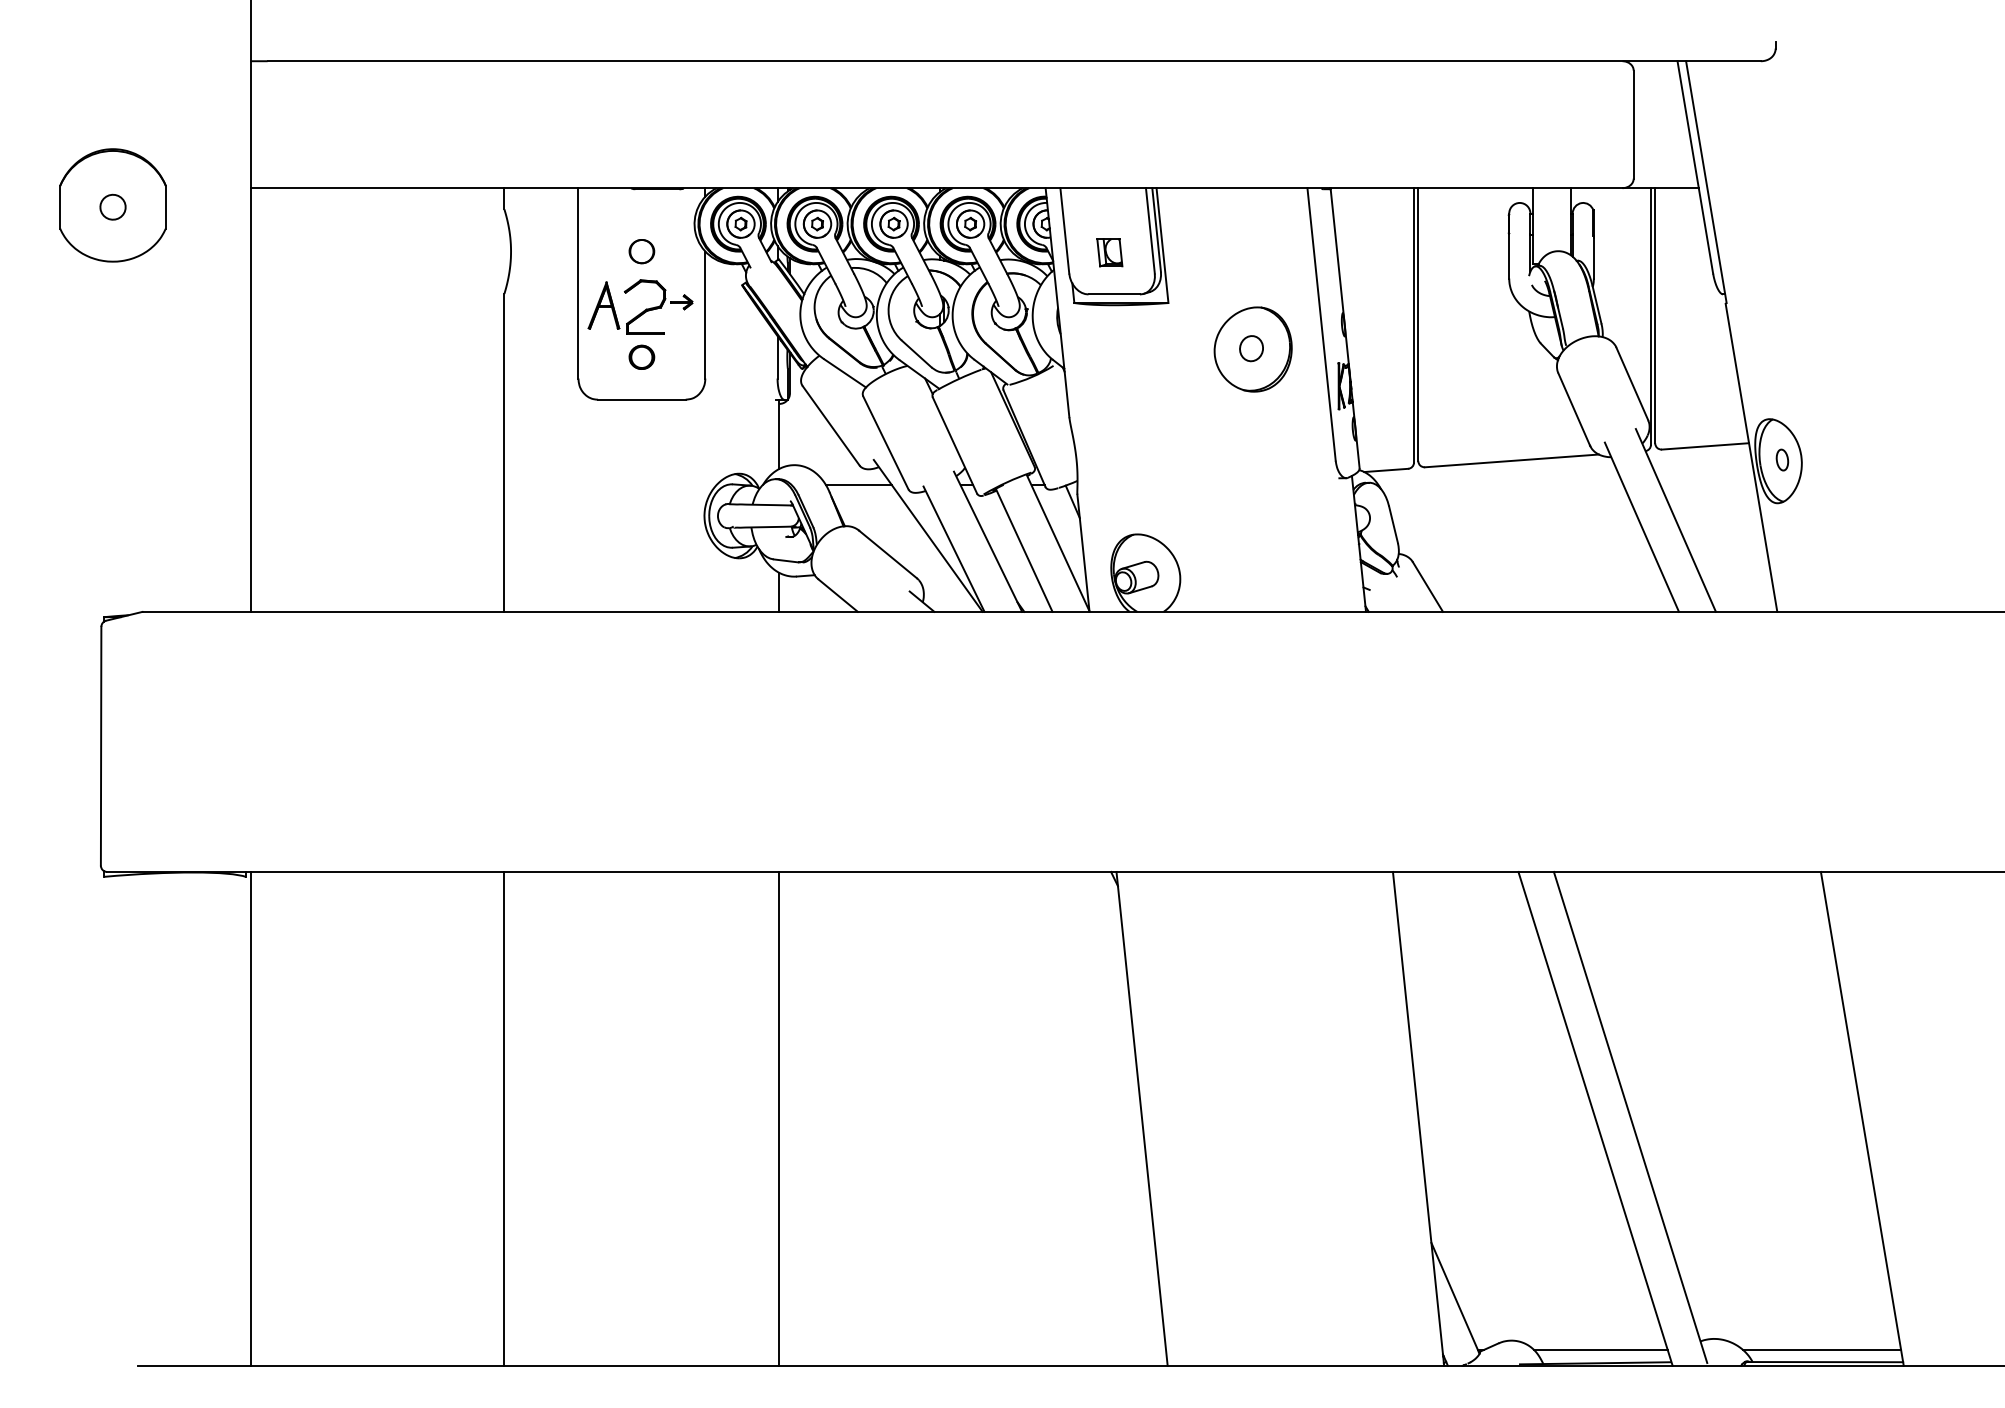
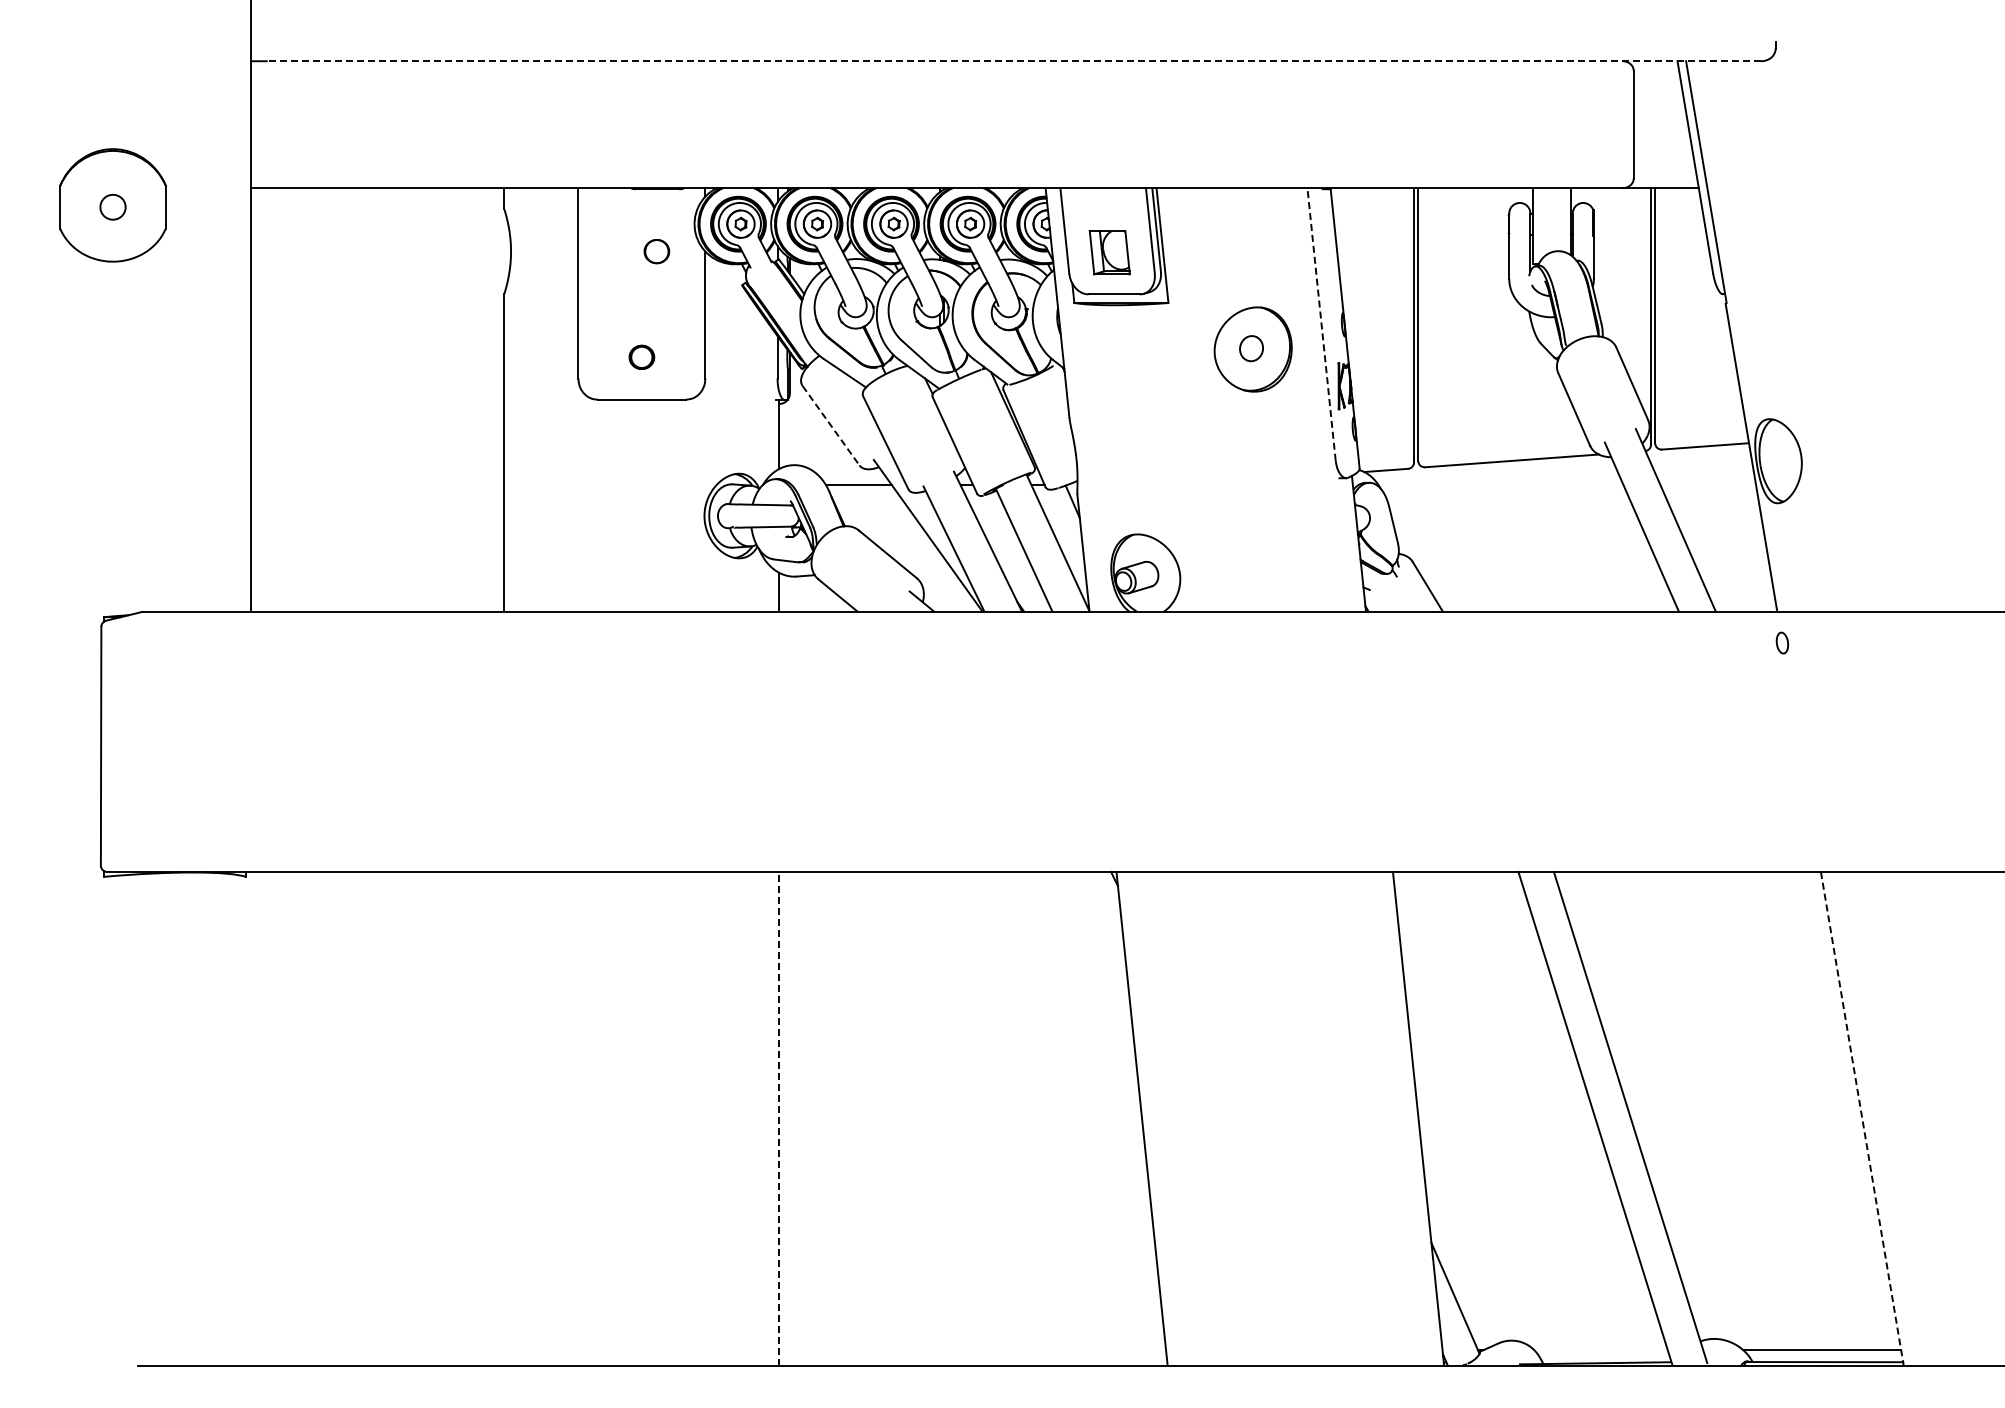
line: solid -> dashed (1014, 61)
part position: (641, 251) -> (656, 251) (656, 251)
part size: 28x30 px -> 43x46 px (1109, 252)
part: present -> none (640, 306)
line: solid -> dashed (1321, 323)
line: solid -> dashed (831, 425)
part position: (1782, 459) -> (1782, 642) (1782, 642)
line: present -> none (250, 1118)
line: present -> none (504, 1118)
line: solid -> dashed (779, 1118)
line: solid -> dashed (1862, 1119)
line: present -> none (1600, 1349)
